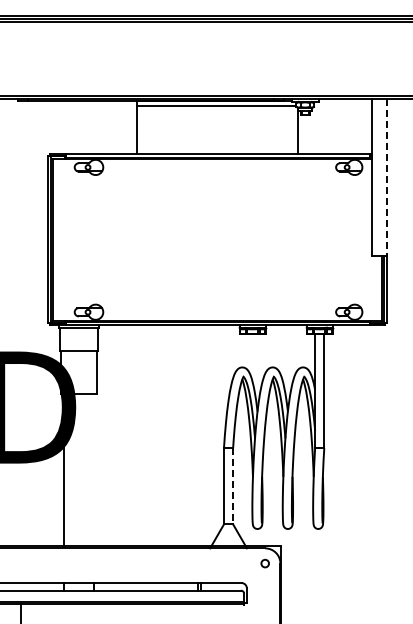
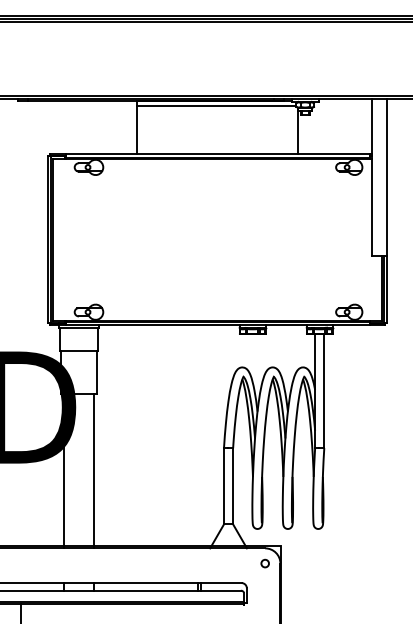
line: dashed -> solid (387, 178)
line: none -> present (94, 470)
line: dashed -> solid (233, 486)
